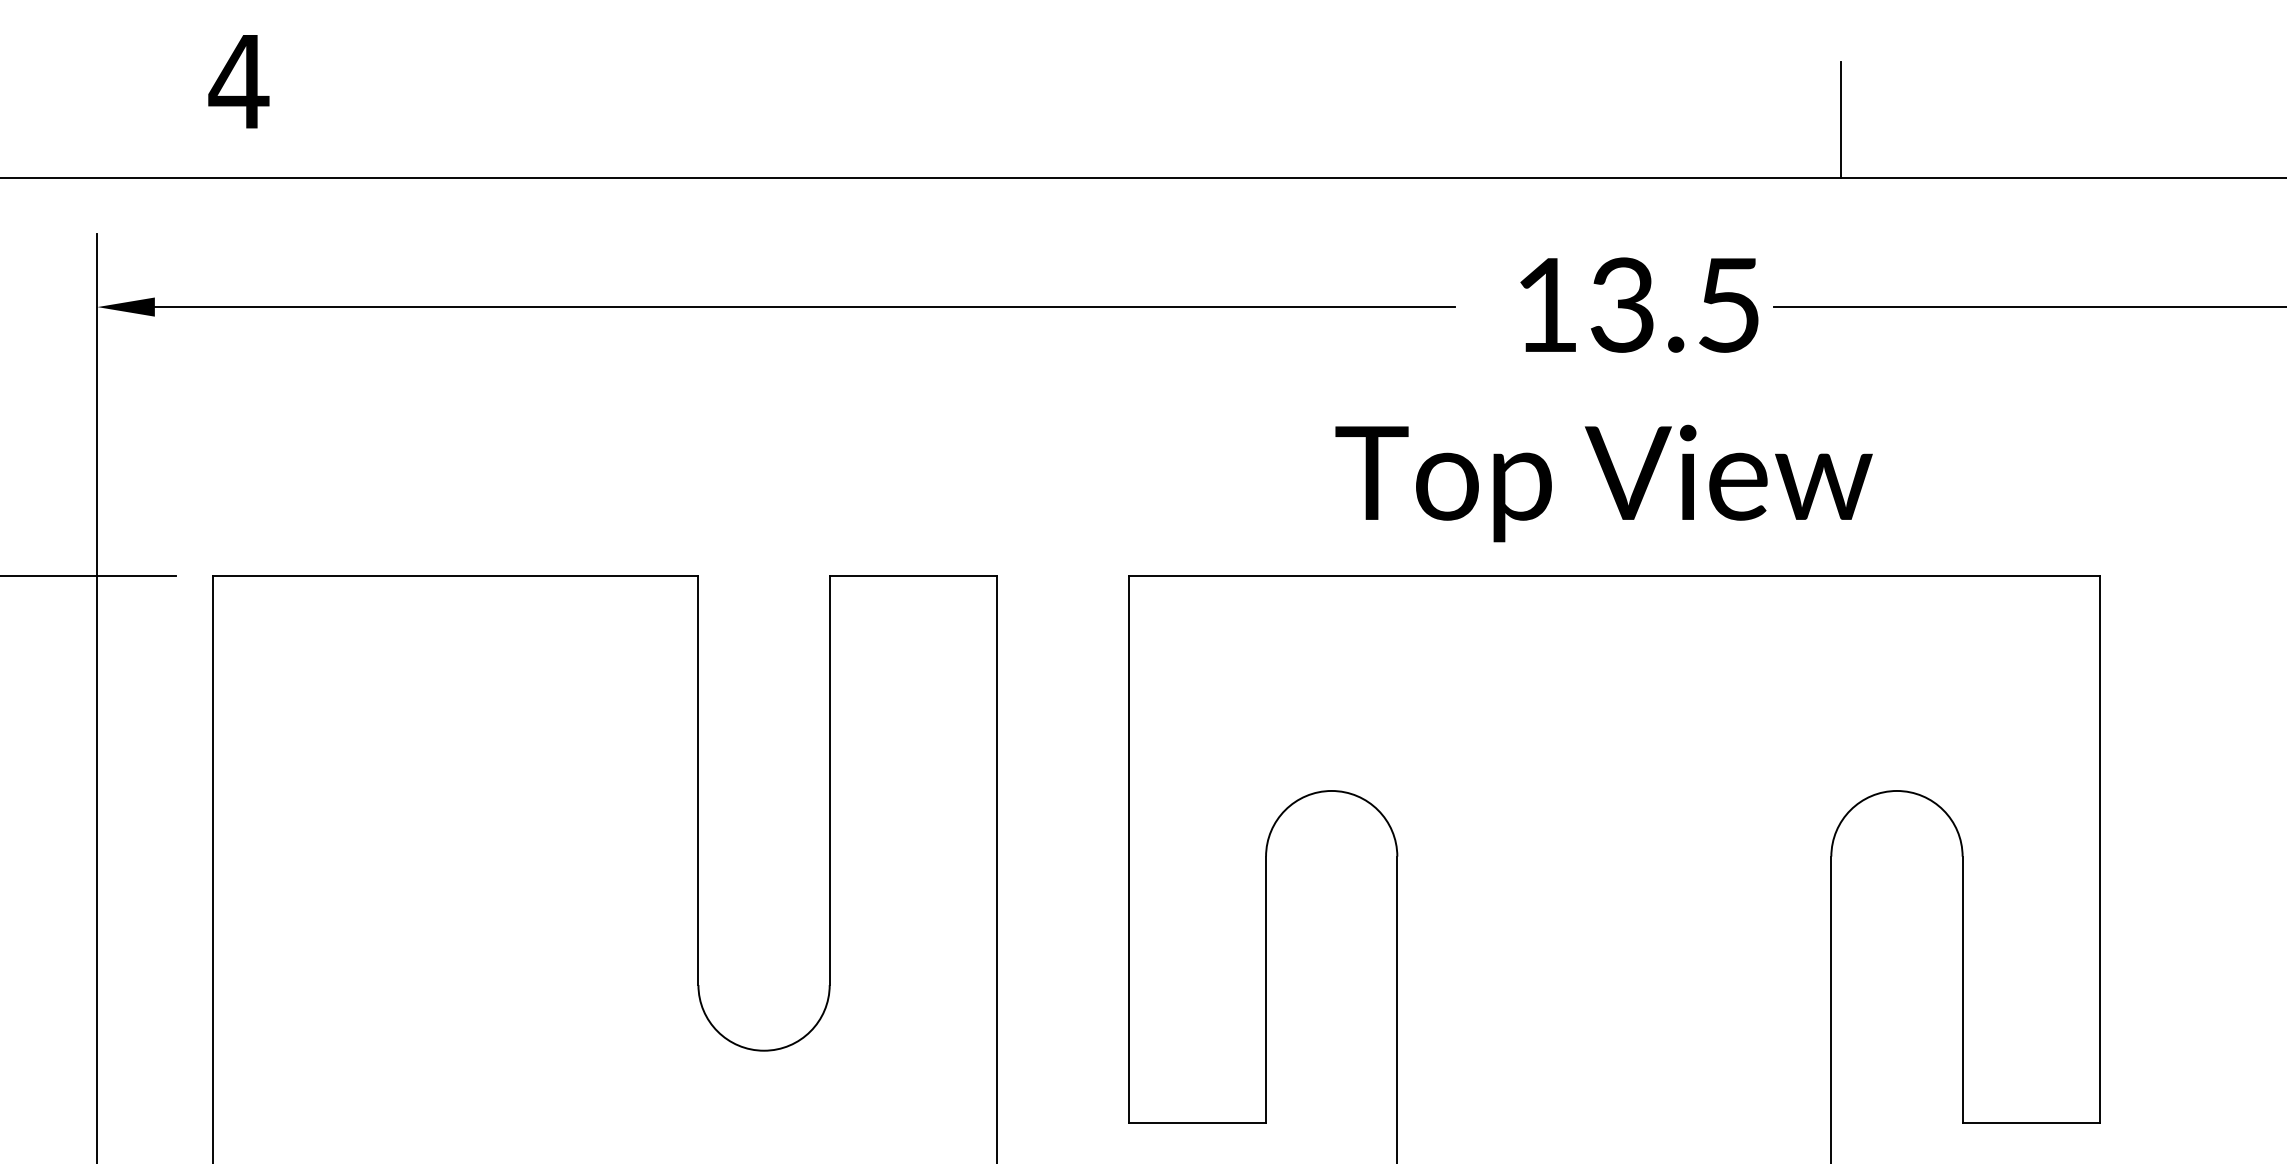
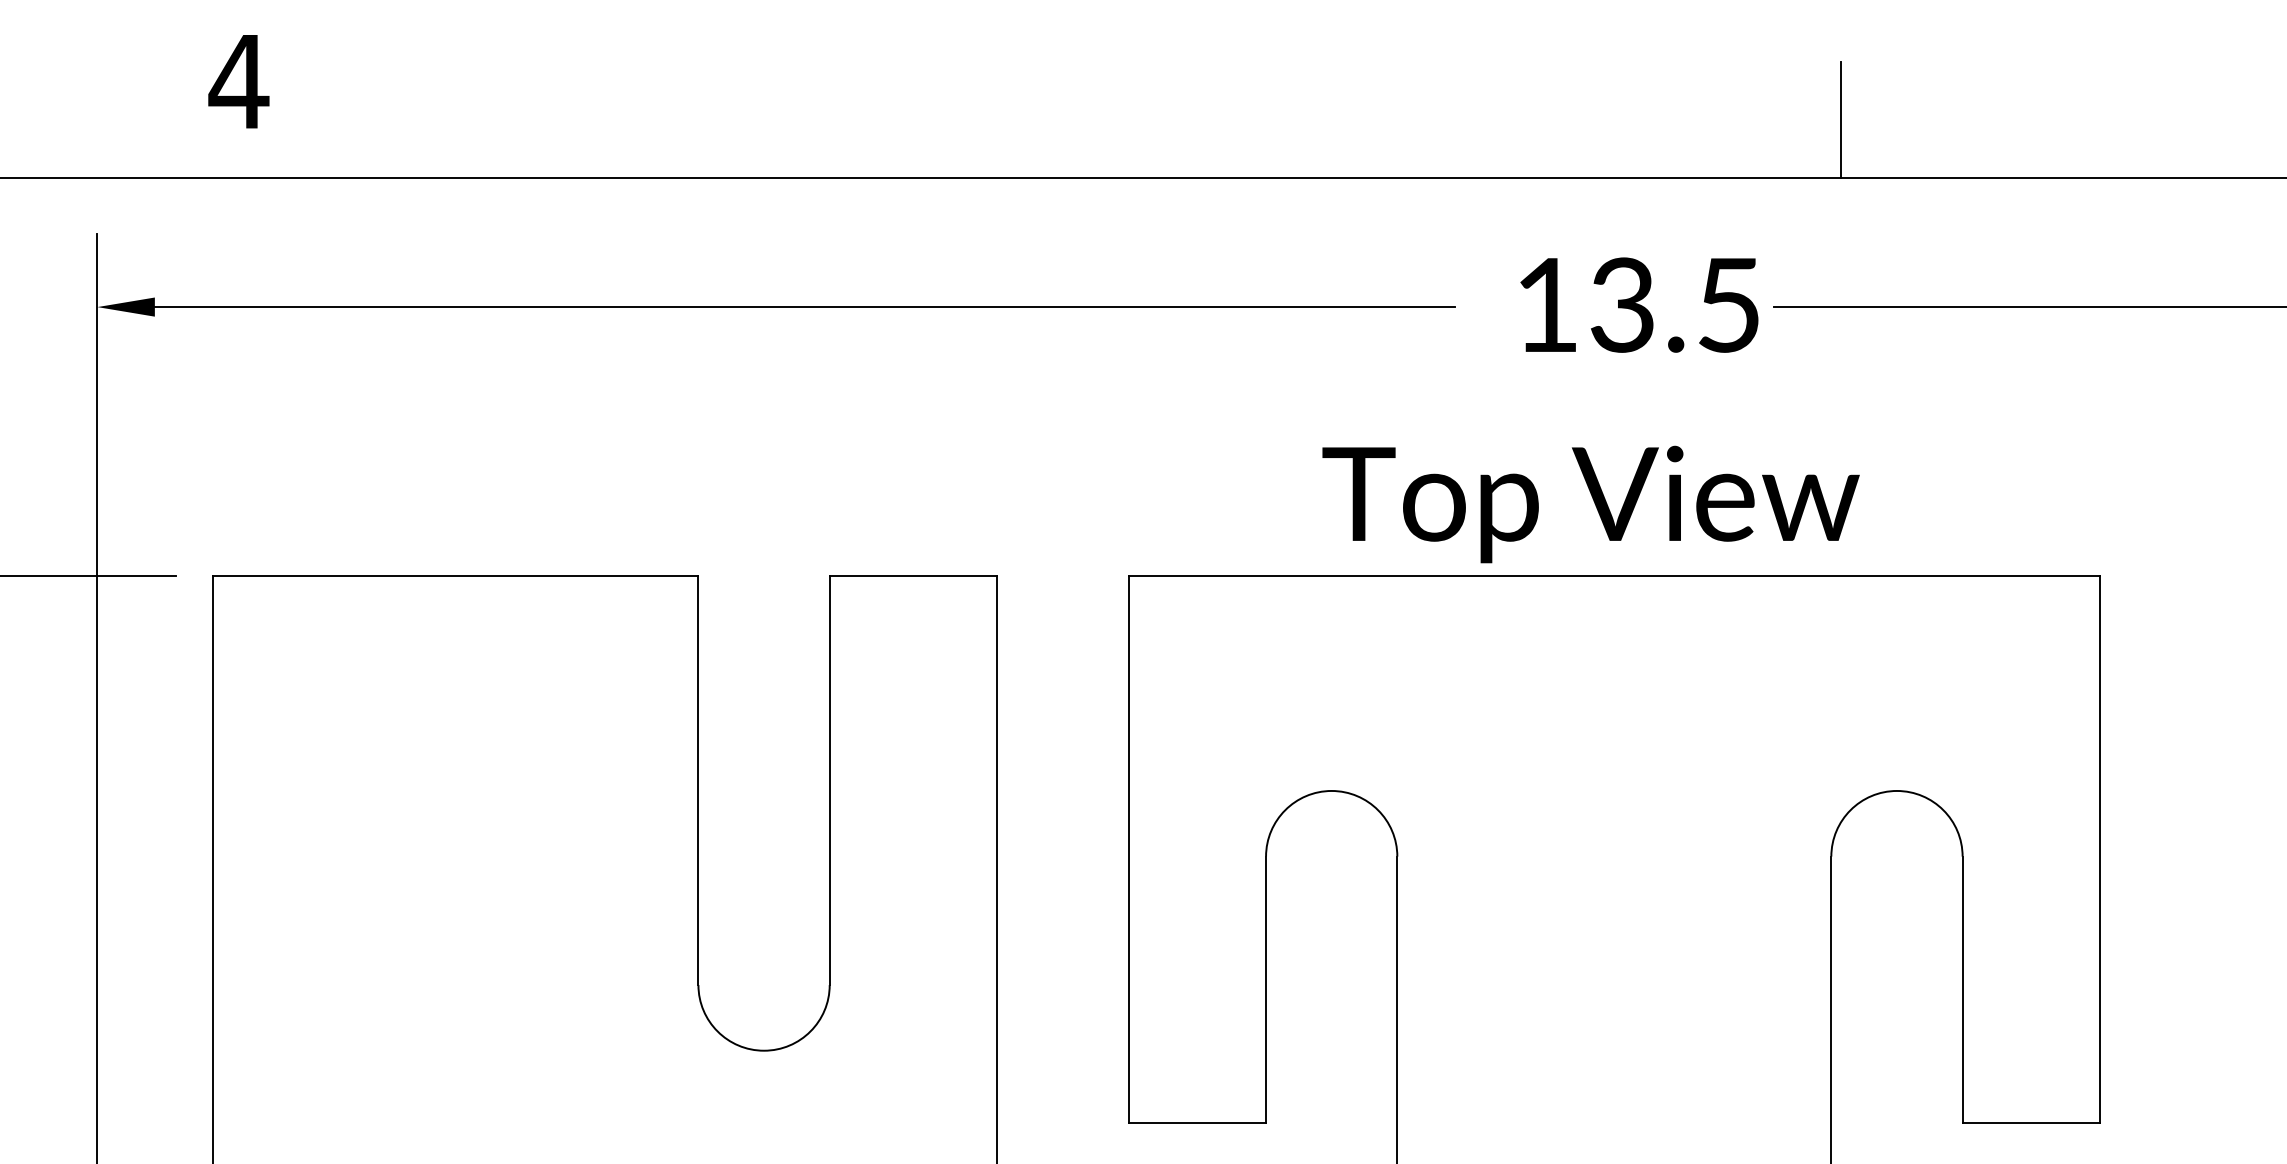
text position: (1603, 483) -> (1590, 504) (1590, 504)
